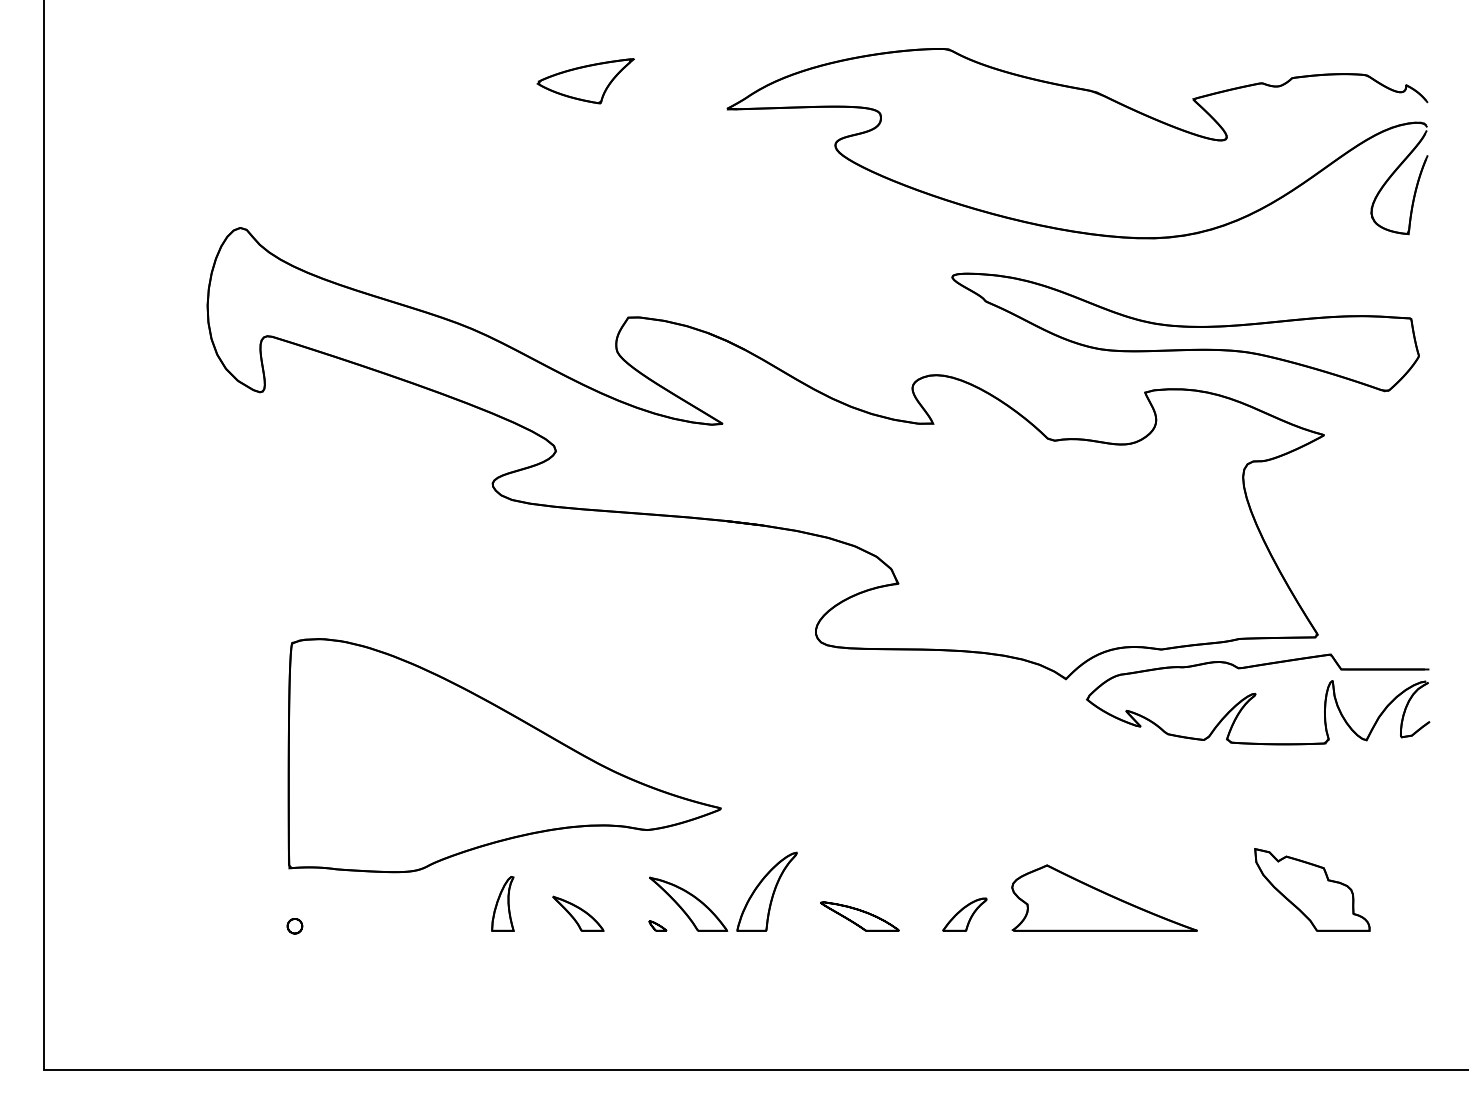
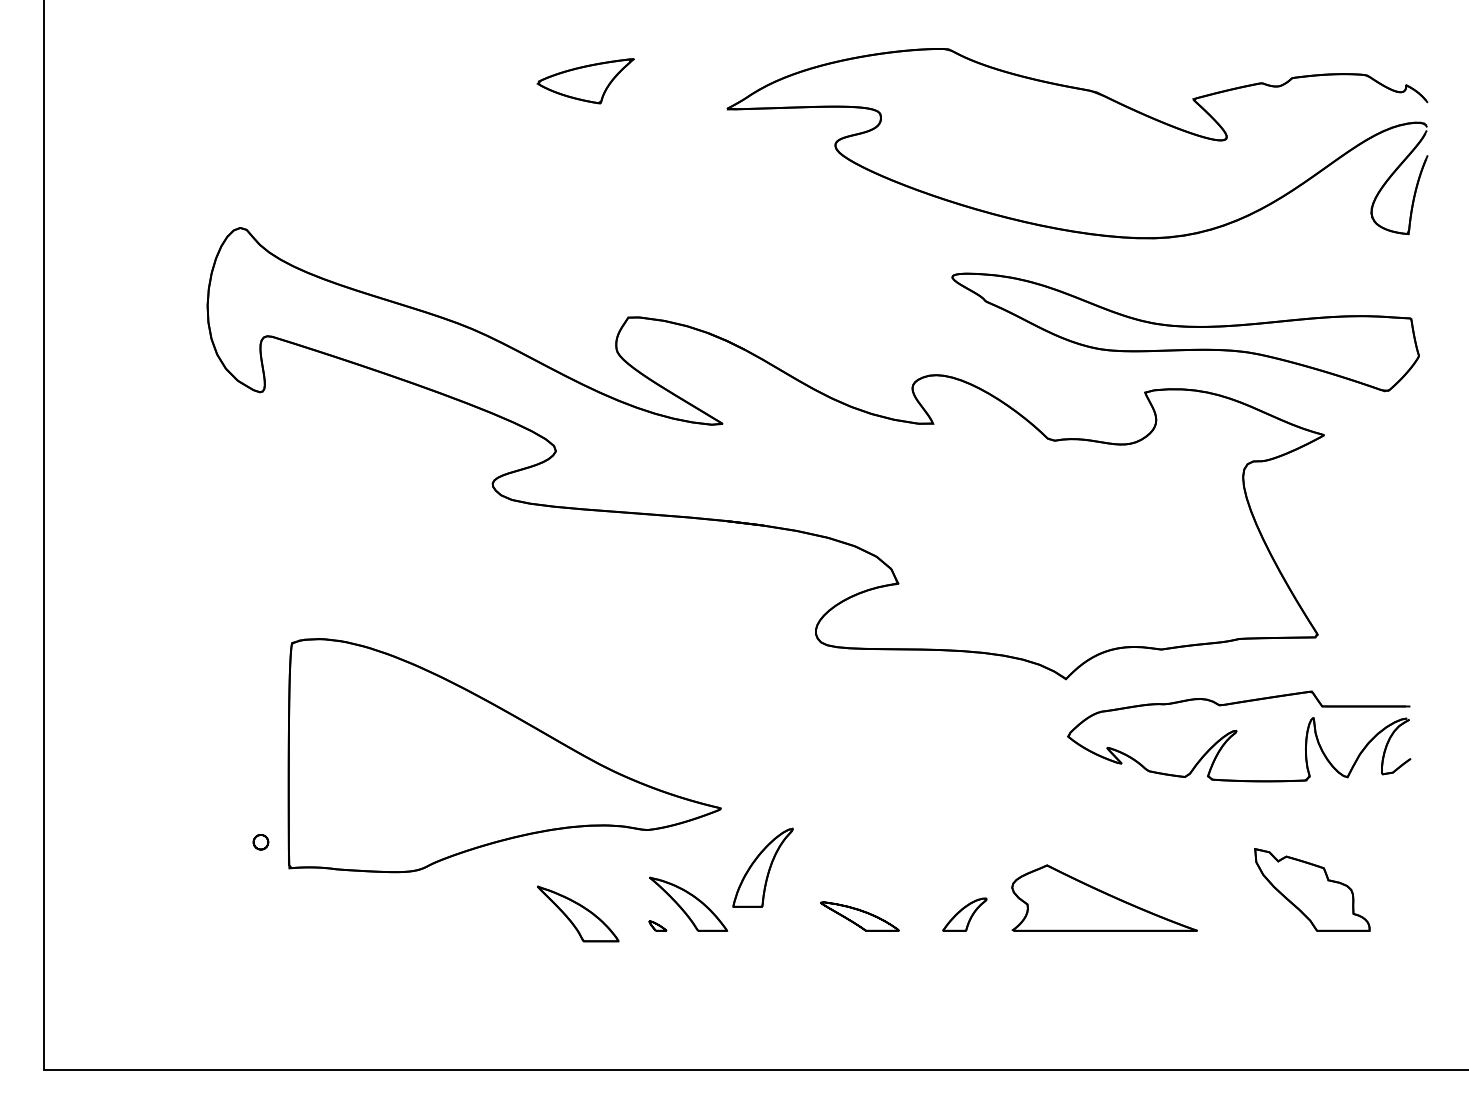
part position: (1258, 699) -> (1239, 736) (1239, 736)
part position: (766, 891) -> (762, 867) (762, 867)
part: present -> none (502, 903)
part size: 53x37 px -> 83x58 px (578, 913)
part position: (294, 926) -> (260, 842) (260, 842)
